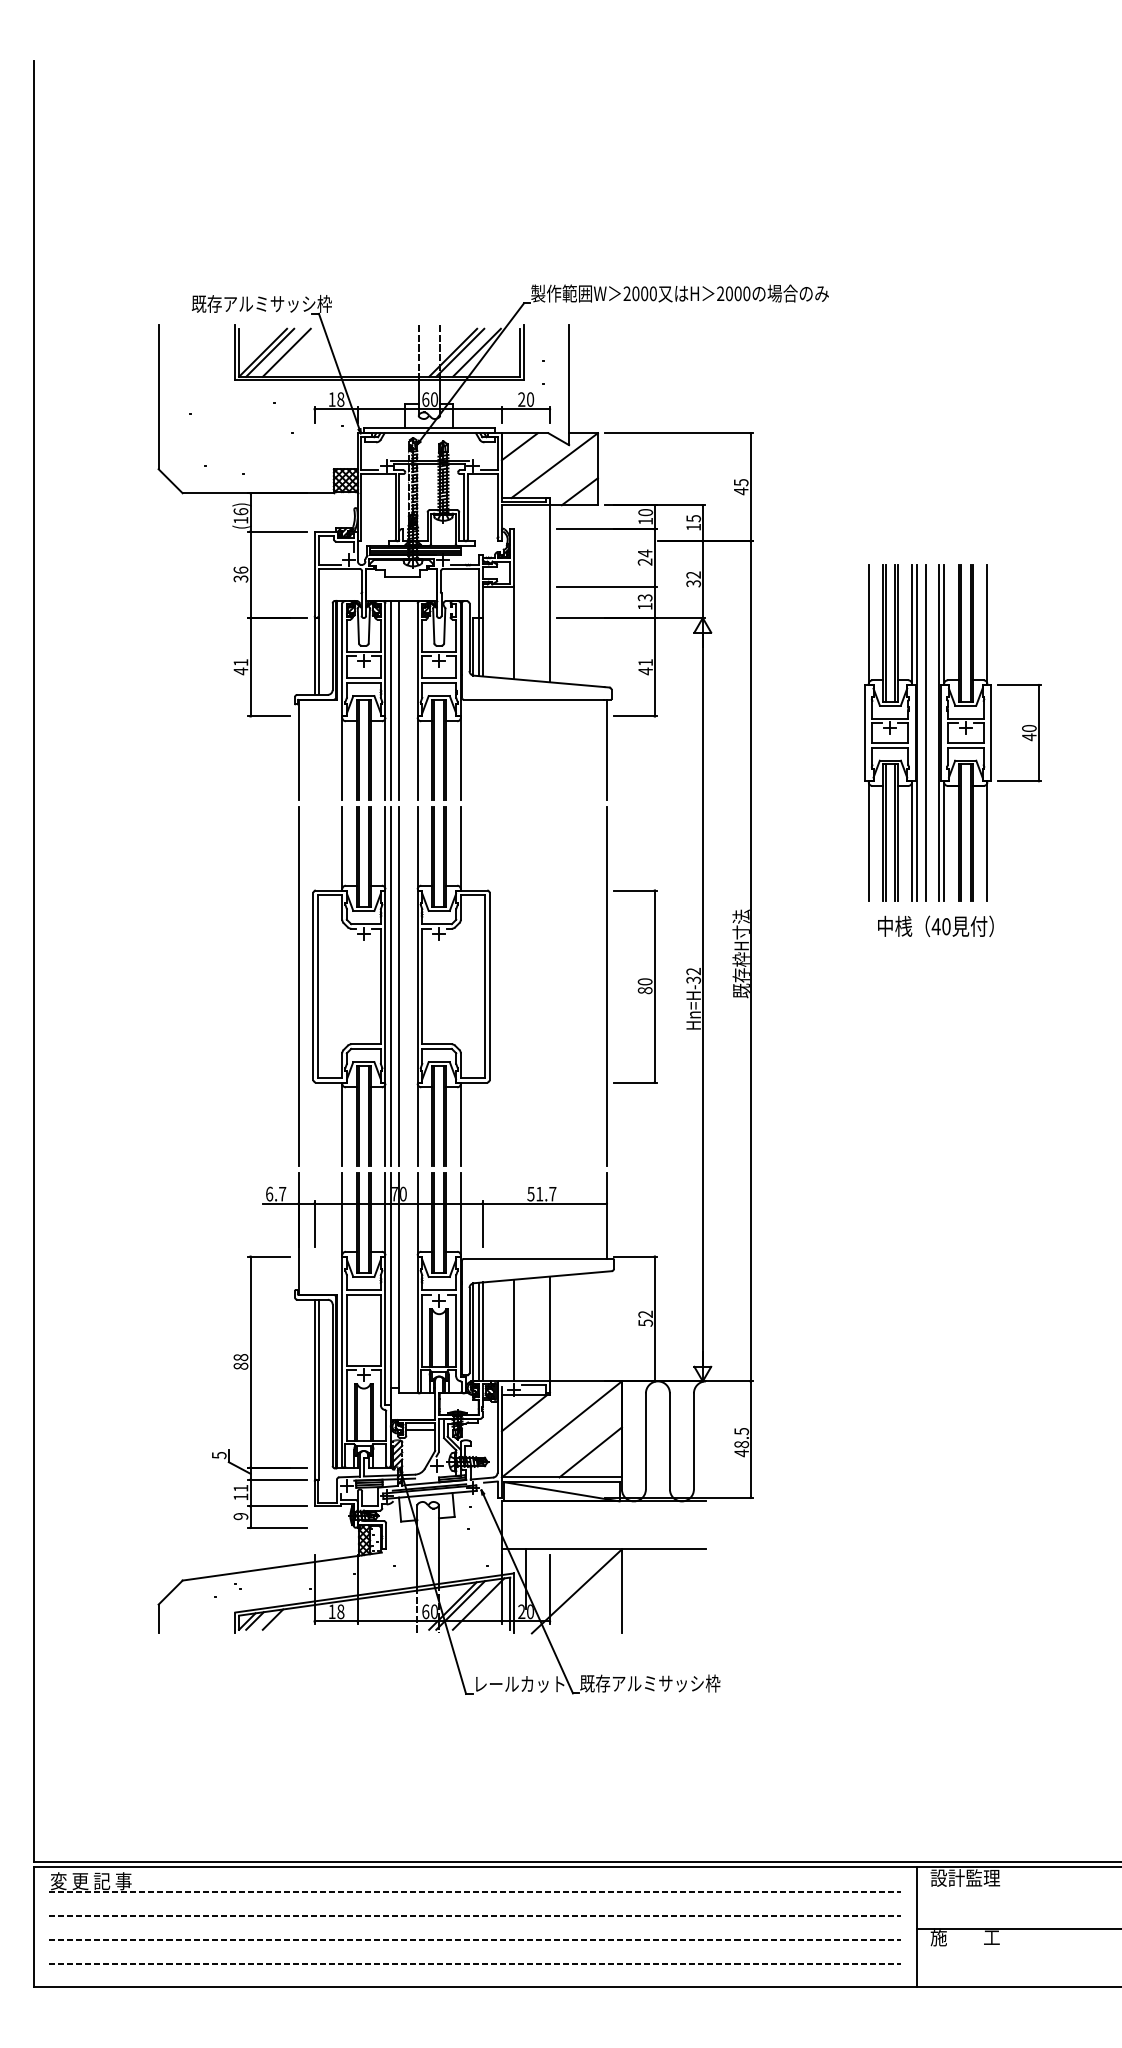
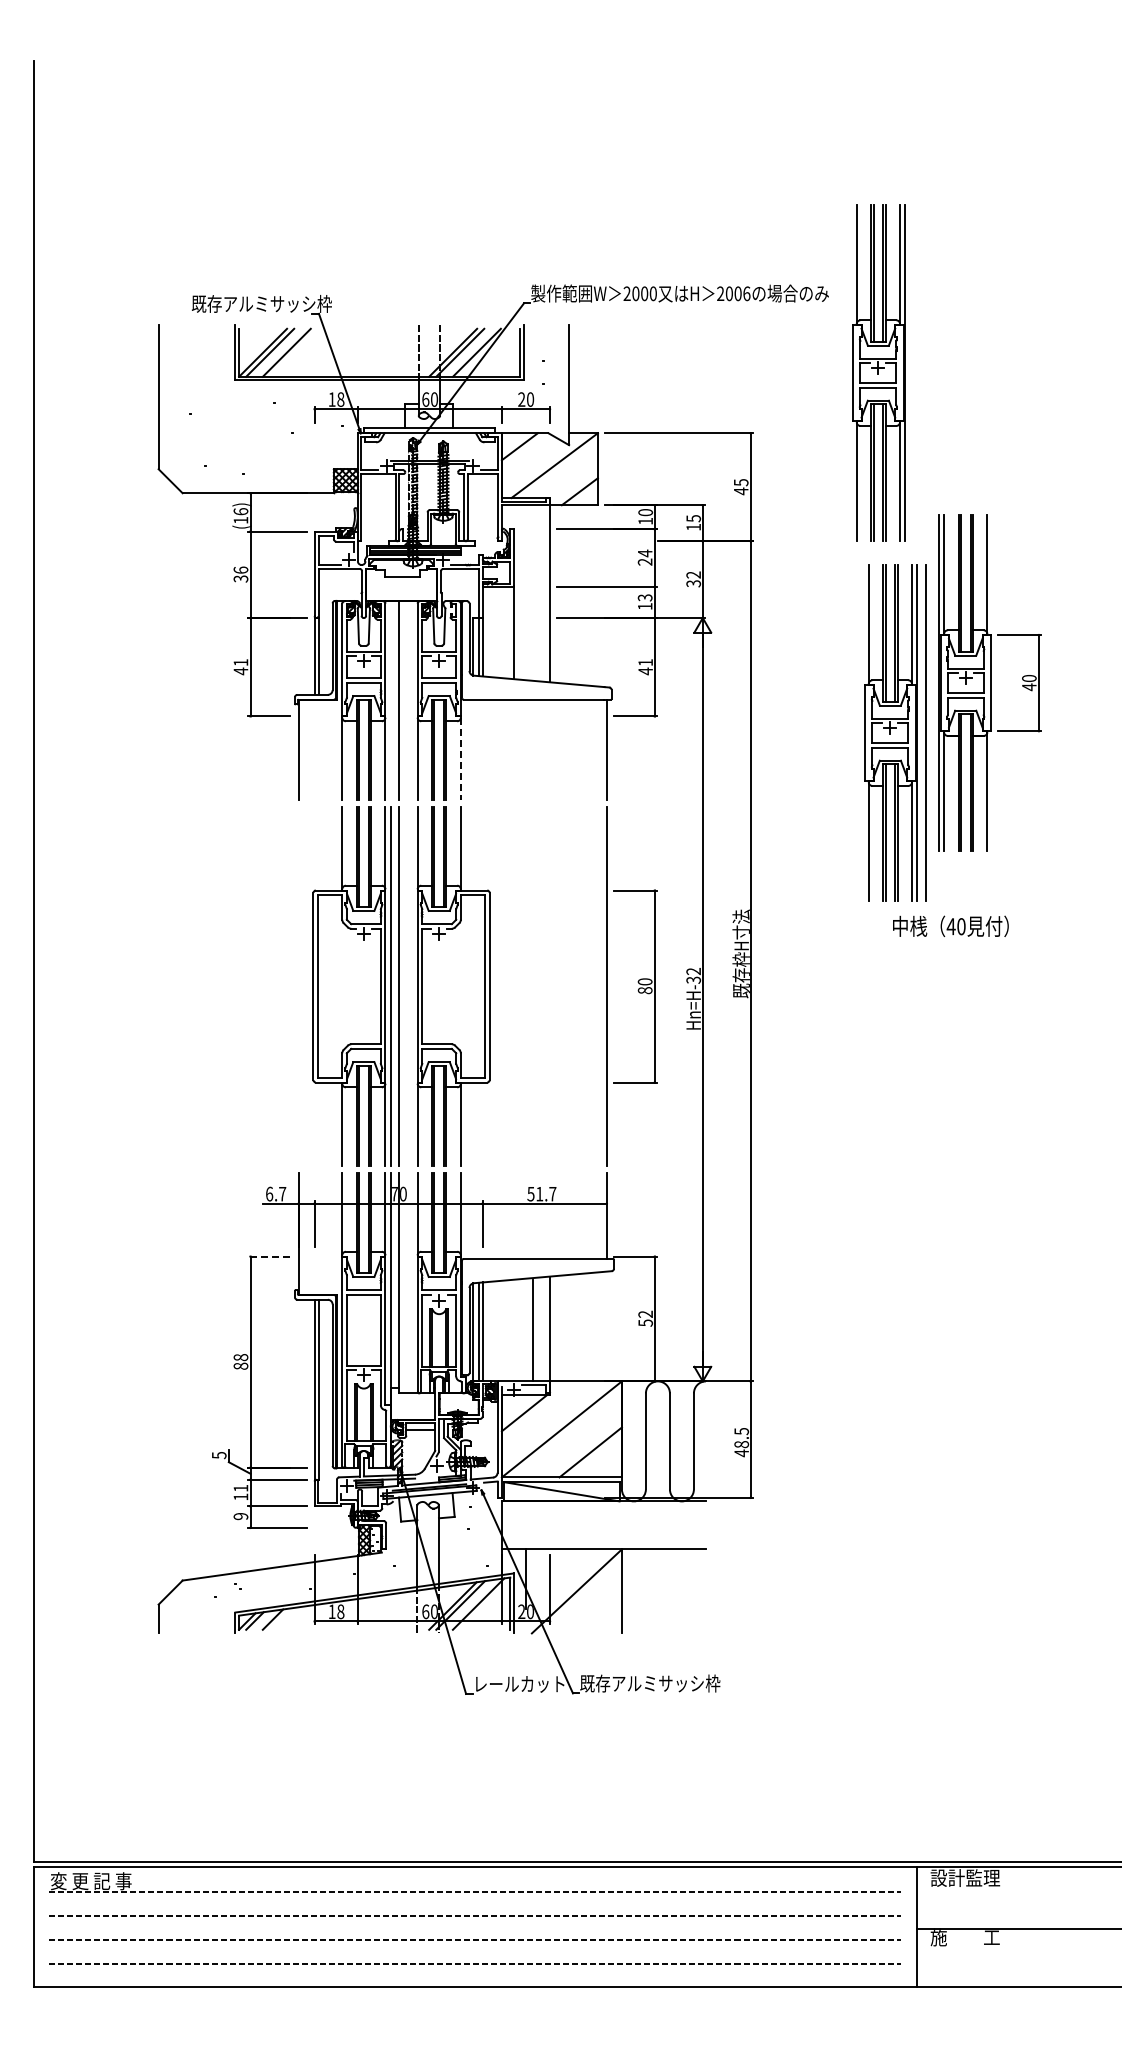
text: 2000 -> 2006 (746, 293)
part: none -> present (878, 372)
line: present -> none (390, 700)
part position: (989, 732) -> (989, 682) (989, 682)
line: solid -> dashed (460, 758)
text position: (935, 925) -> (950, 925) (950, 925)
line: present -> none (298, 986)
line: solid -> dashed (268, 1256)
line position: (513, 1330) -> (532, 1330) (532, 1330)
